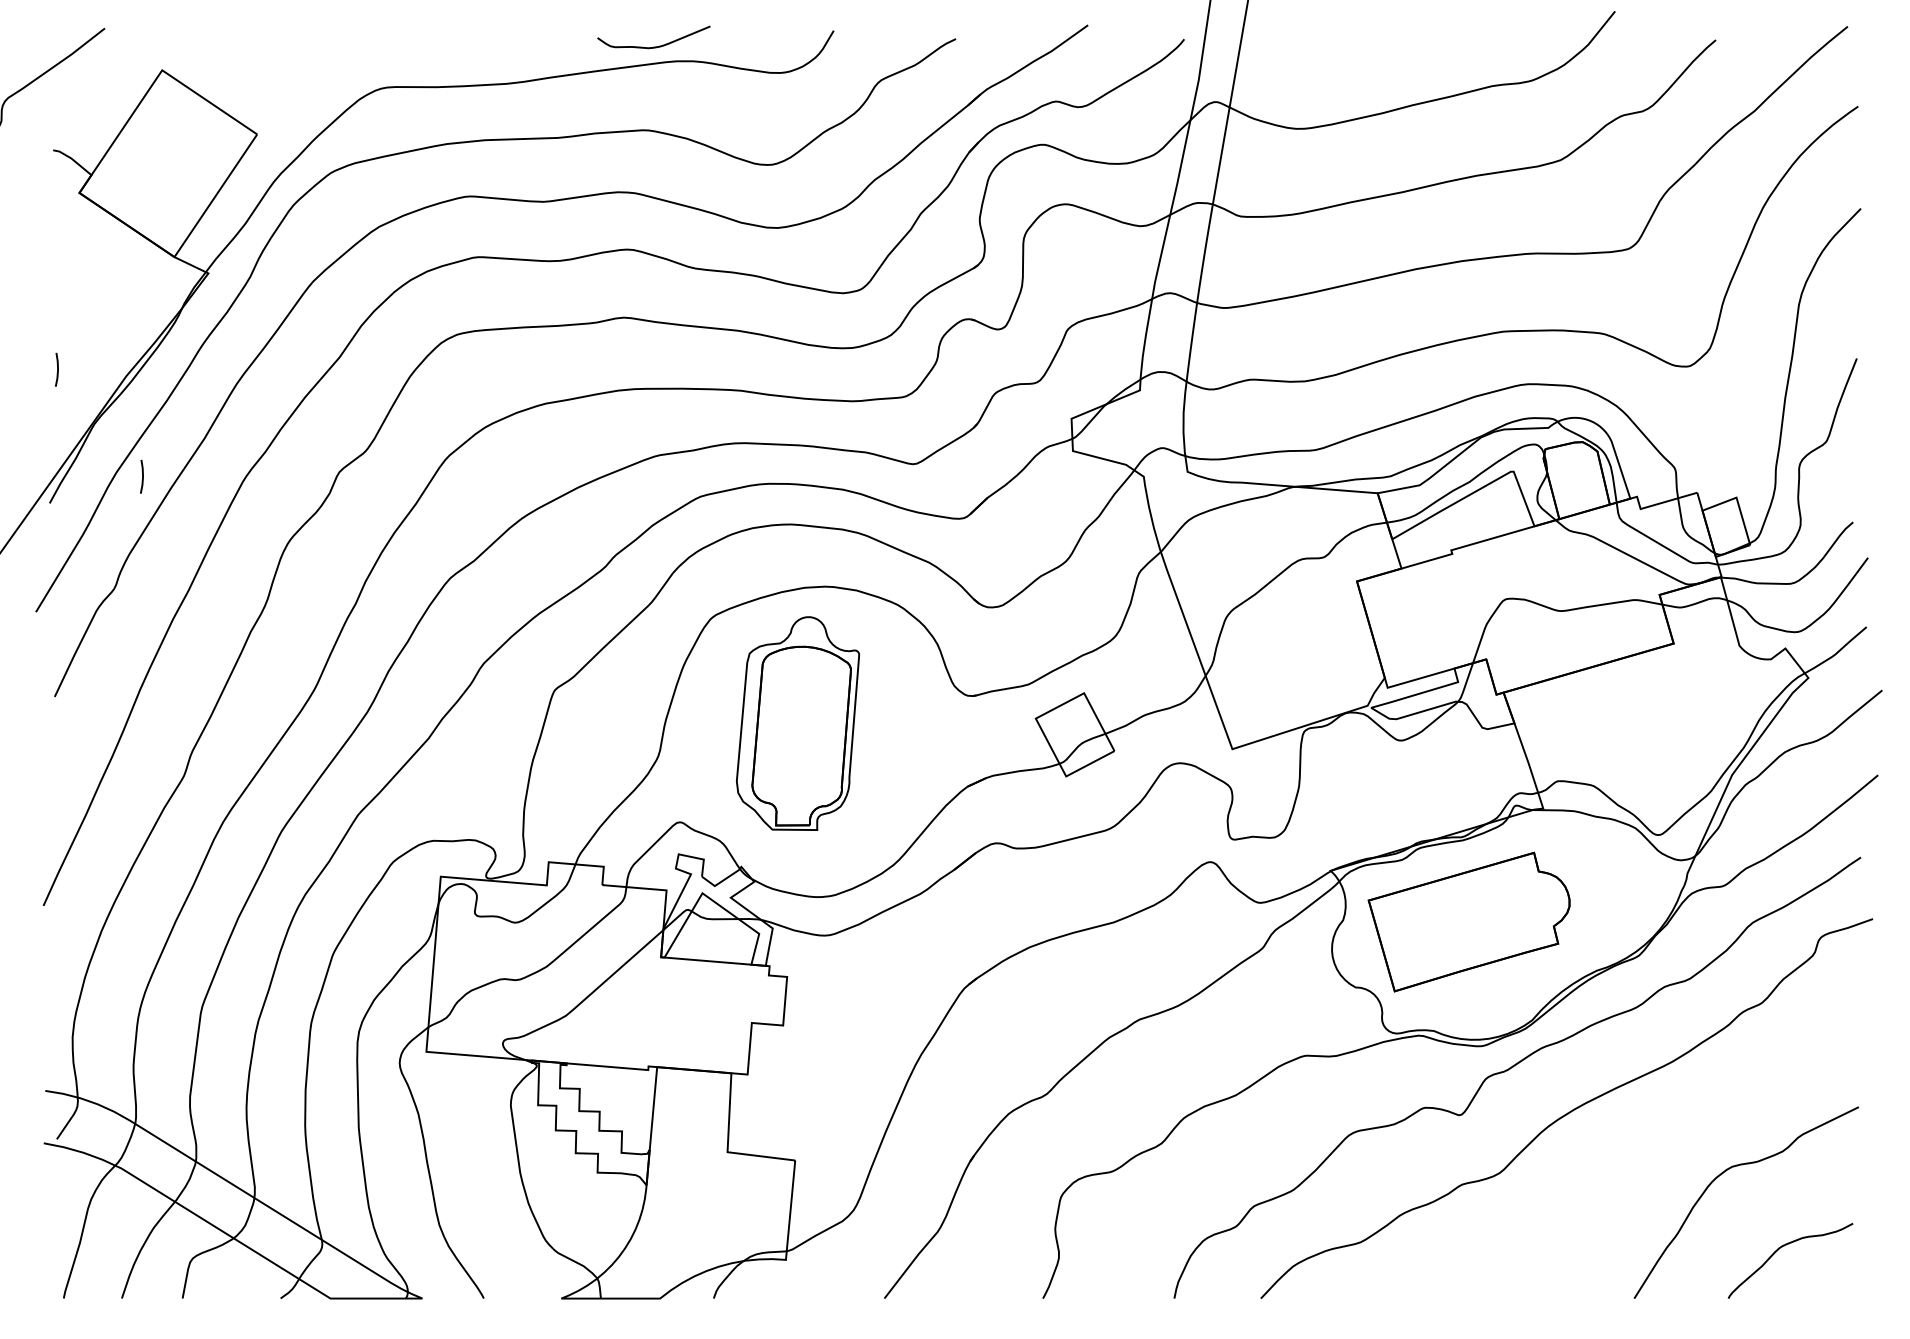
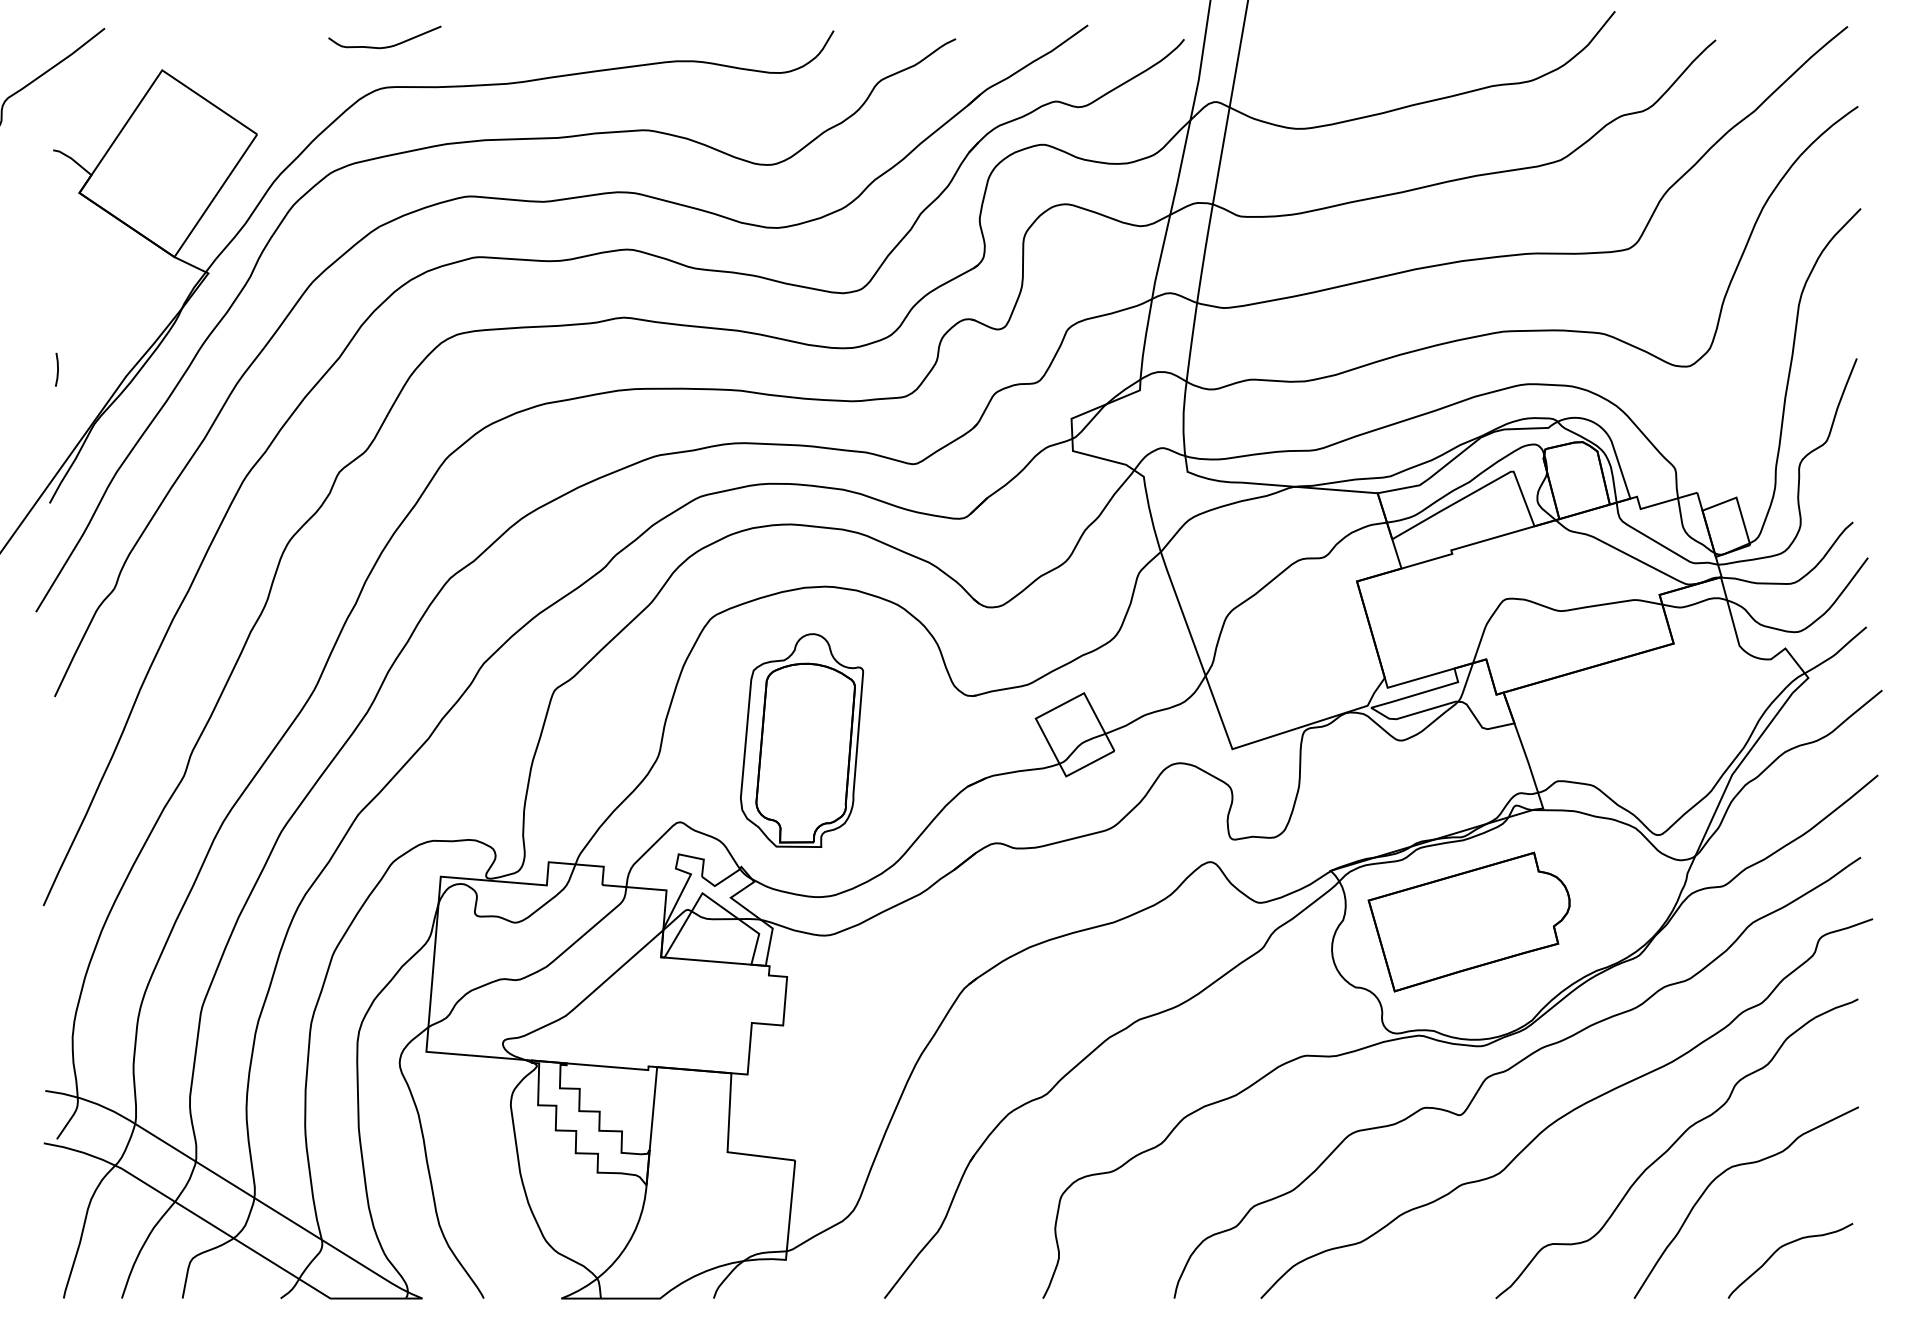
curve position: (653, 46) -> (384, 46) (384, 46)
line: present -> none (142, 476)
part position: (797, 723) -> (801, 740) (801, 740)
curve: none -> present (1673, 1145)
